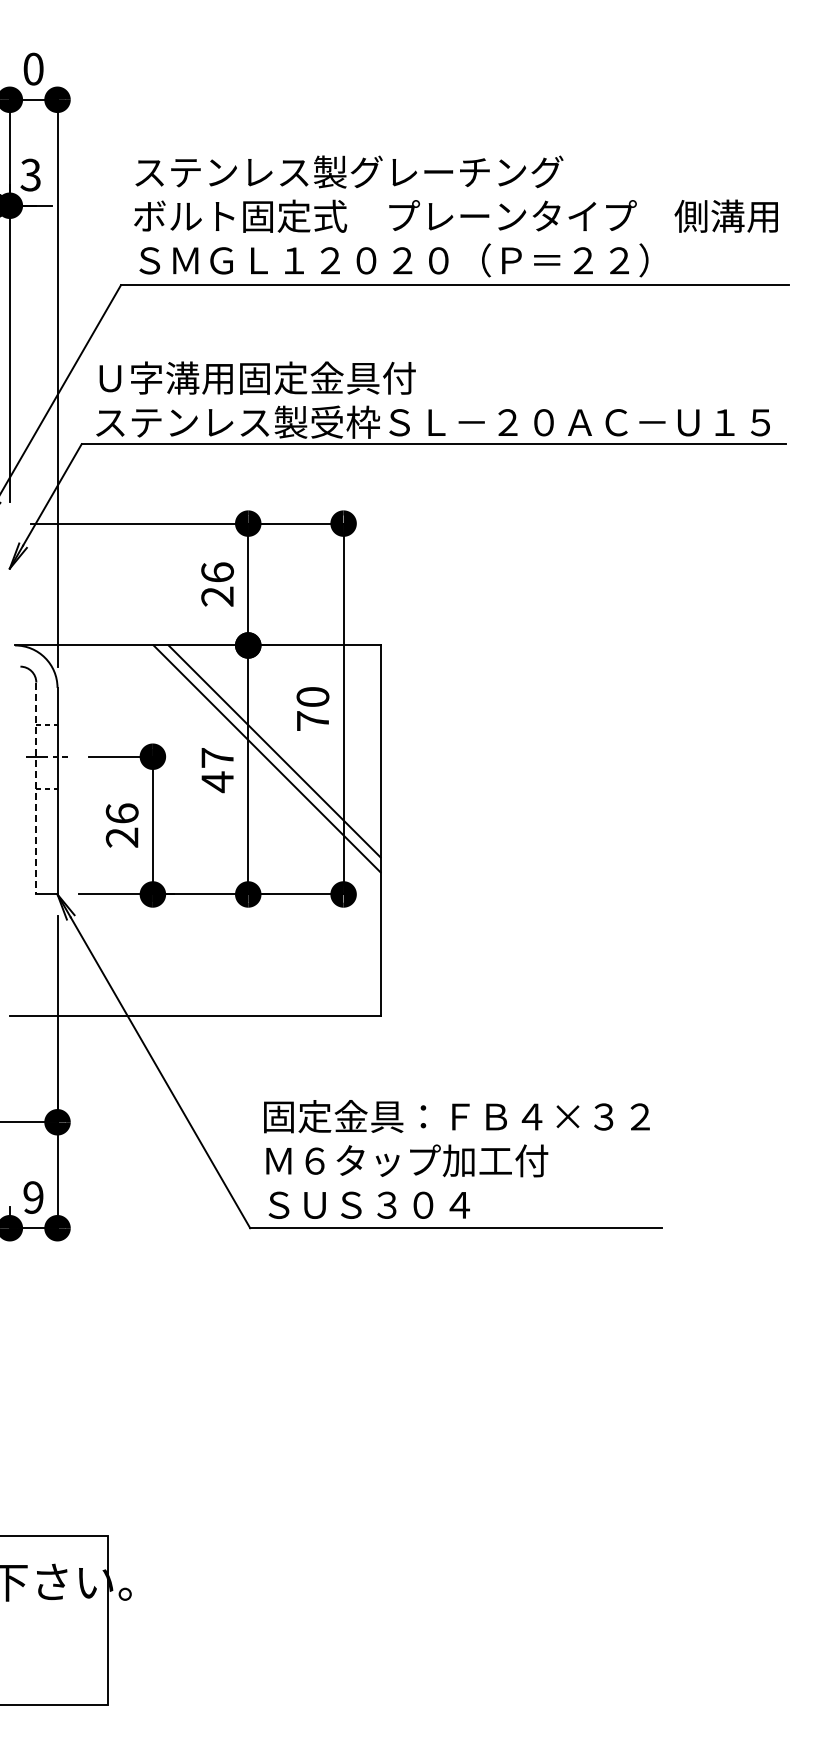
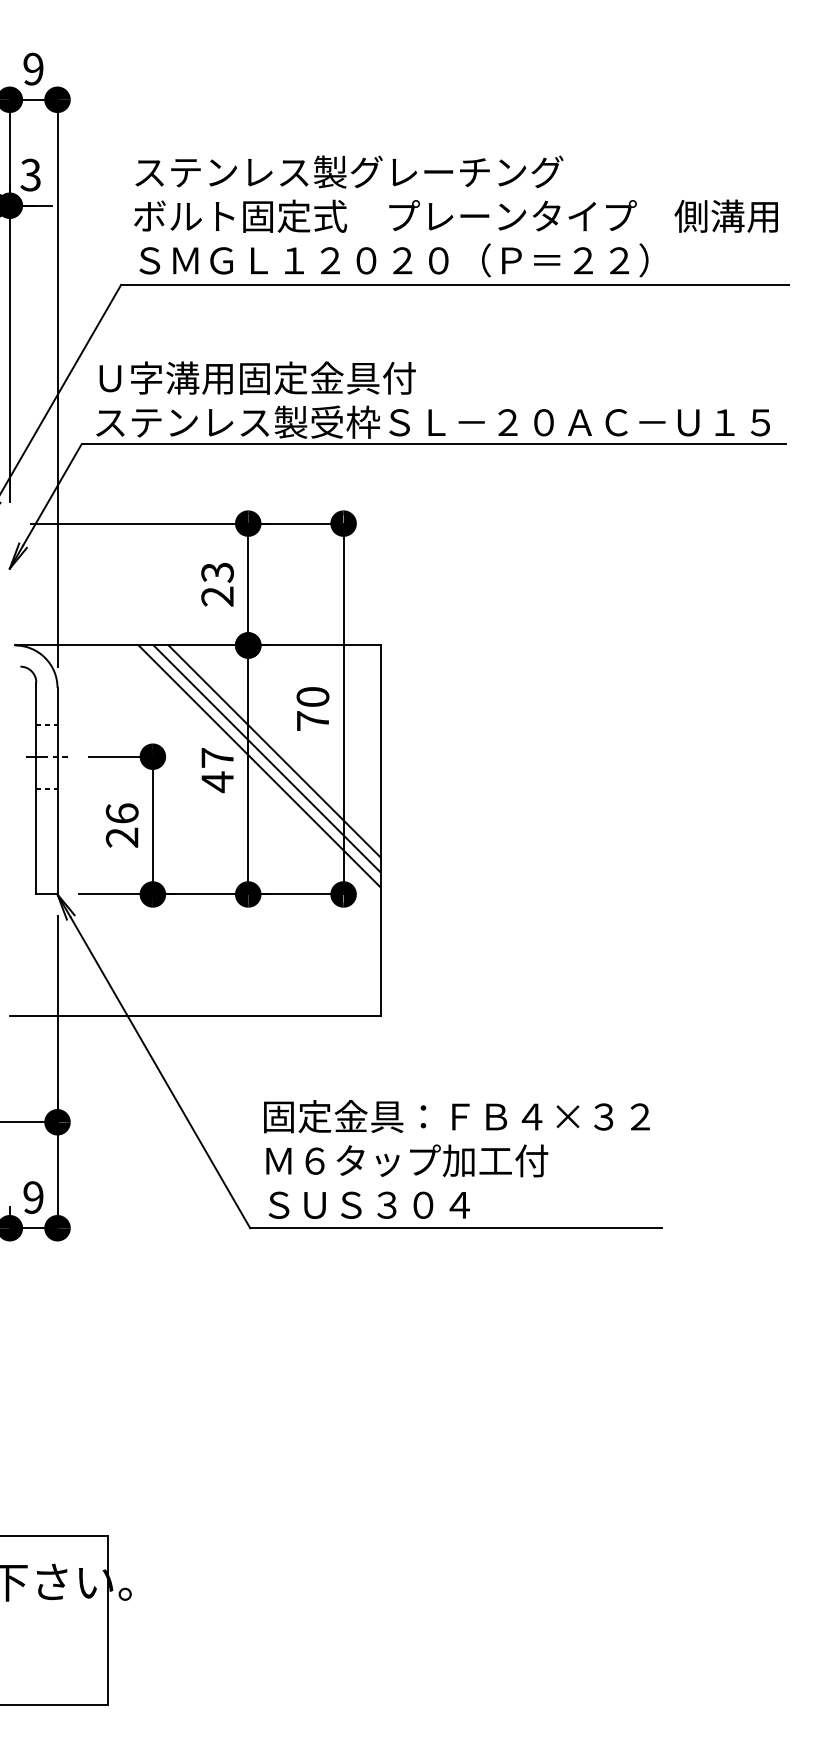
text: 0 -> 9 (33, 68)
text: 26 -> 23 (217, 572)
line: none -> present (259, 766)
line: dashed -> solid (36, 788)
